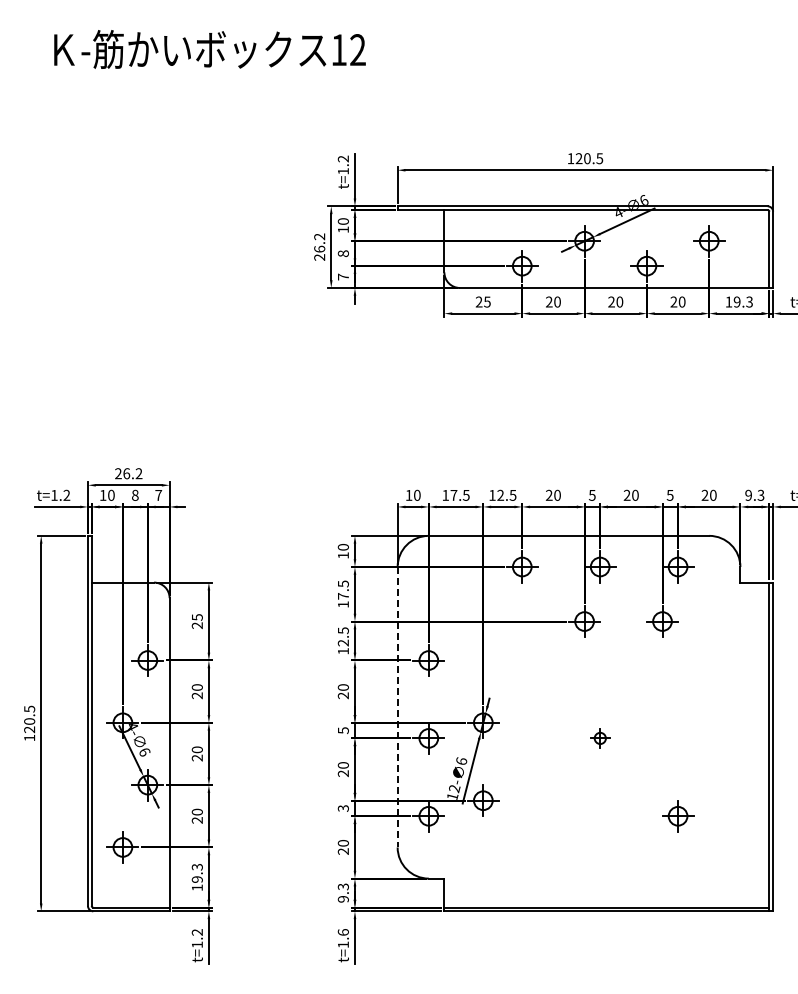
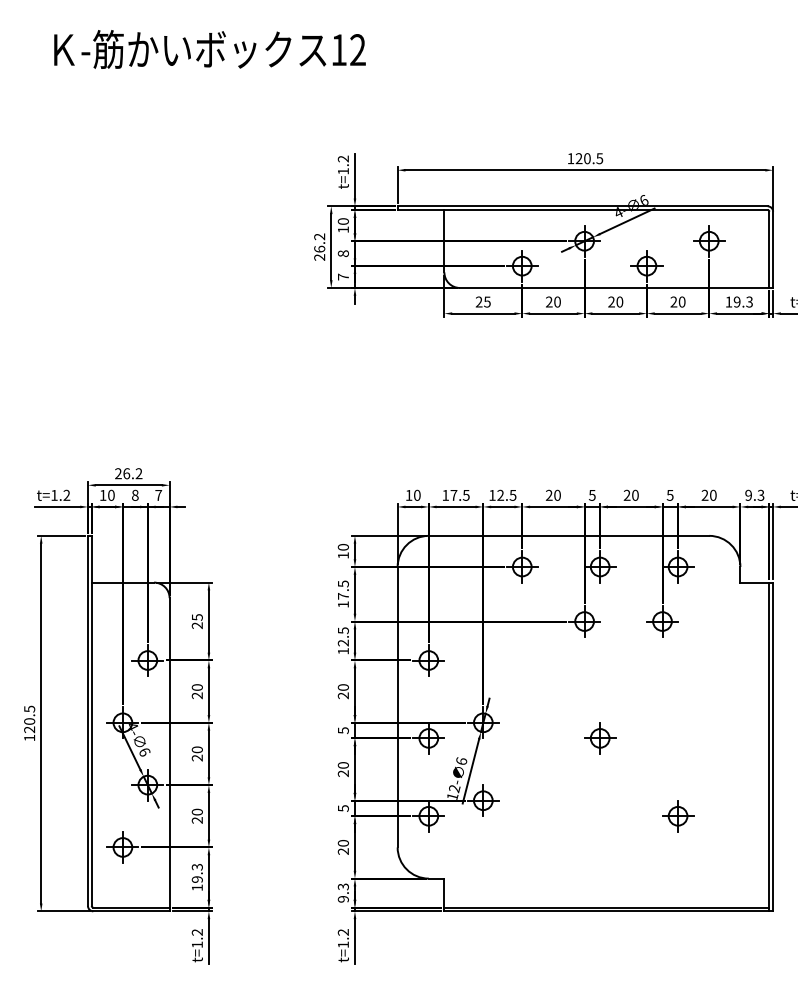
line: dashed -> solid (397, 707)
part size: 21x21 px -> 33x33 px (600, 738)
text: 3 -> 5 (342, 808)
text: t=1.6 -> t=1.2 (342, 932)
